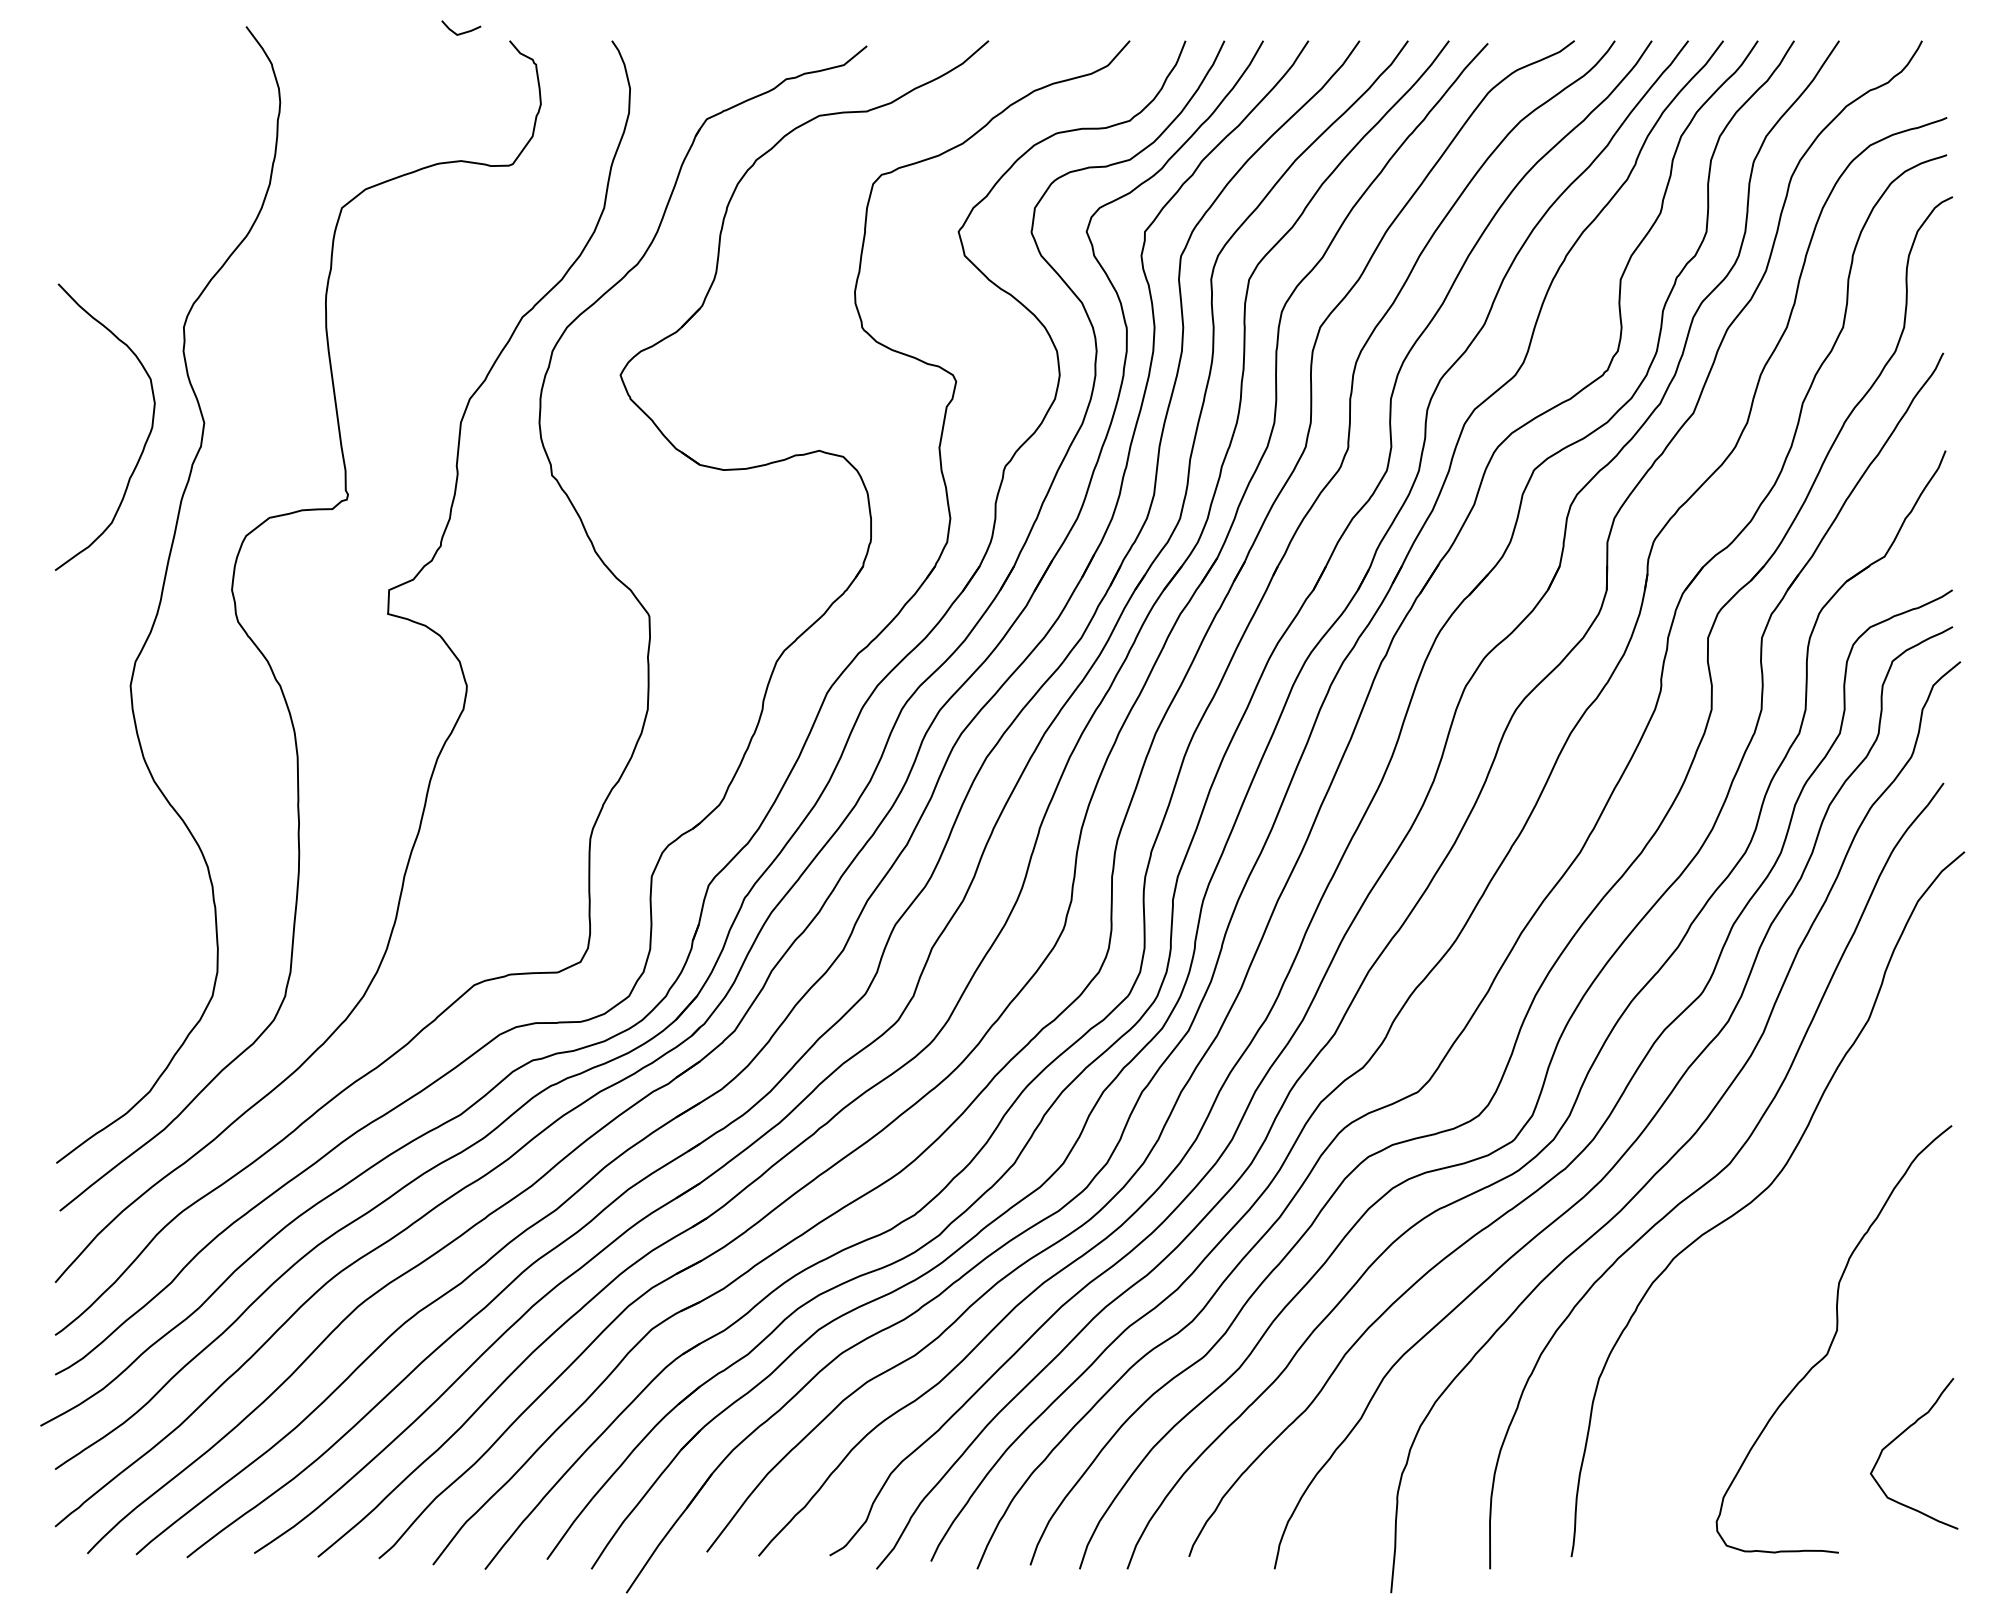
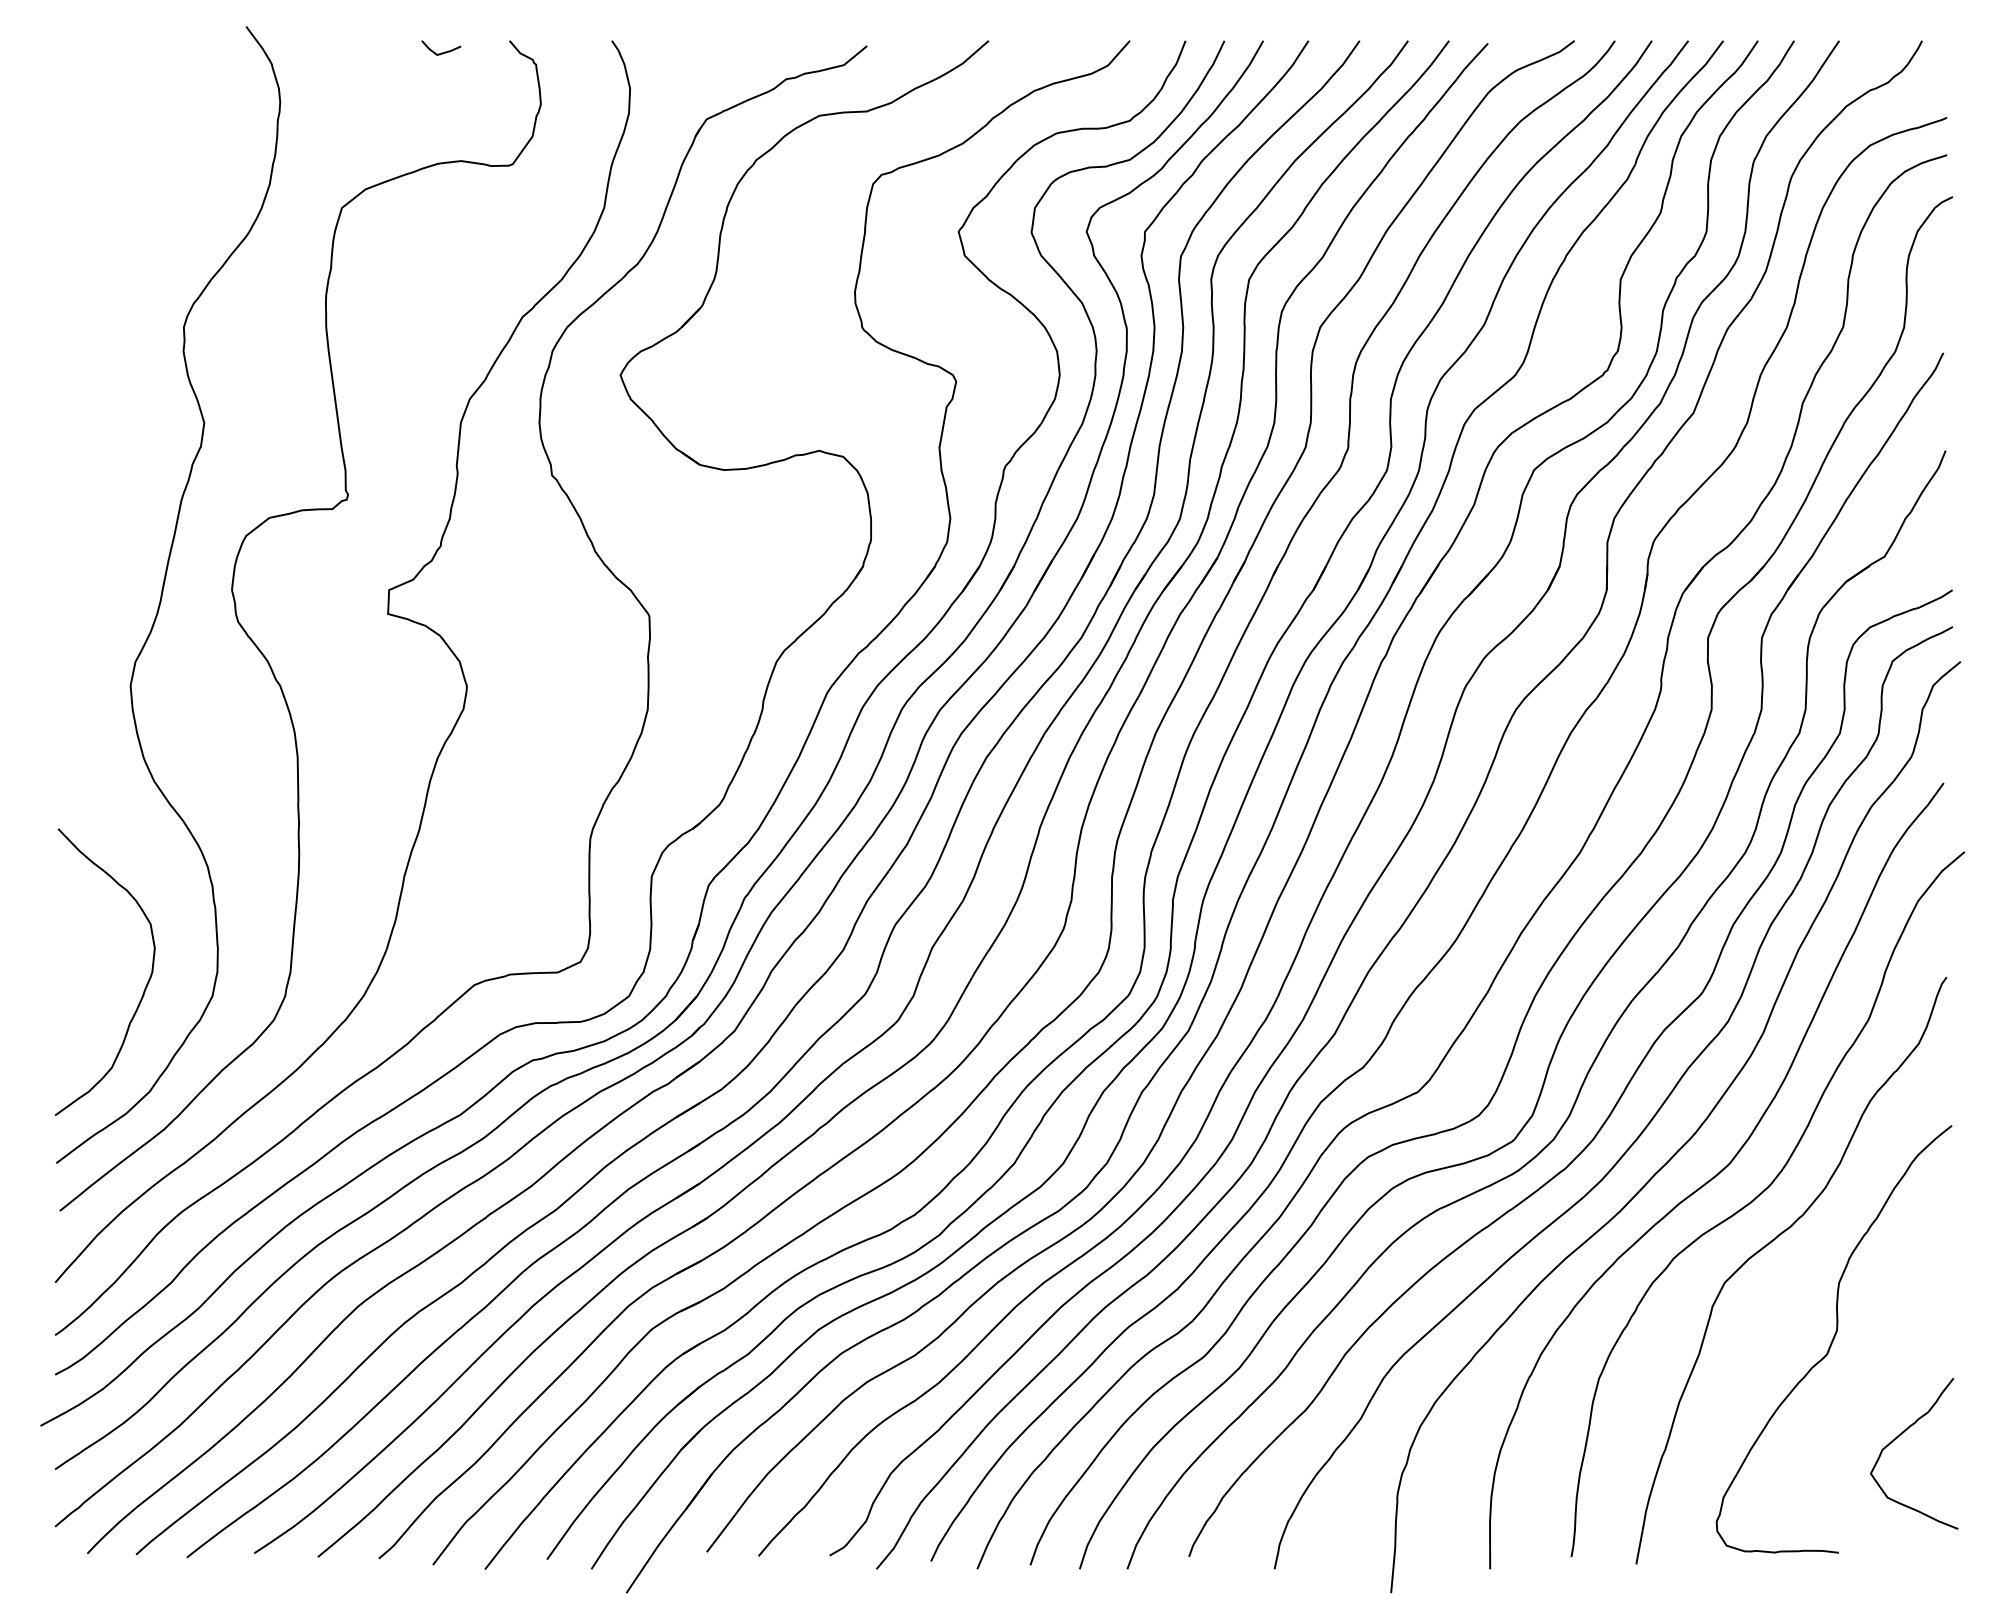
line position: (464, 31) -> (444, 51) (444, 51)
curve position: (144, 443) -> (144, 988) (144, 988)
curve: none -> present (1772, 1242)
